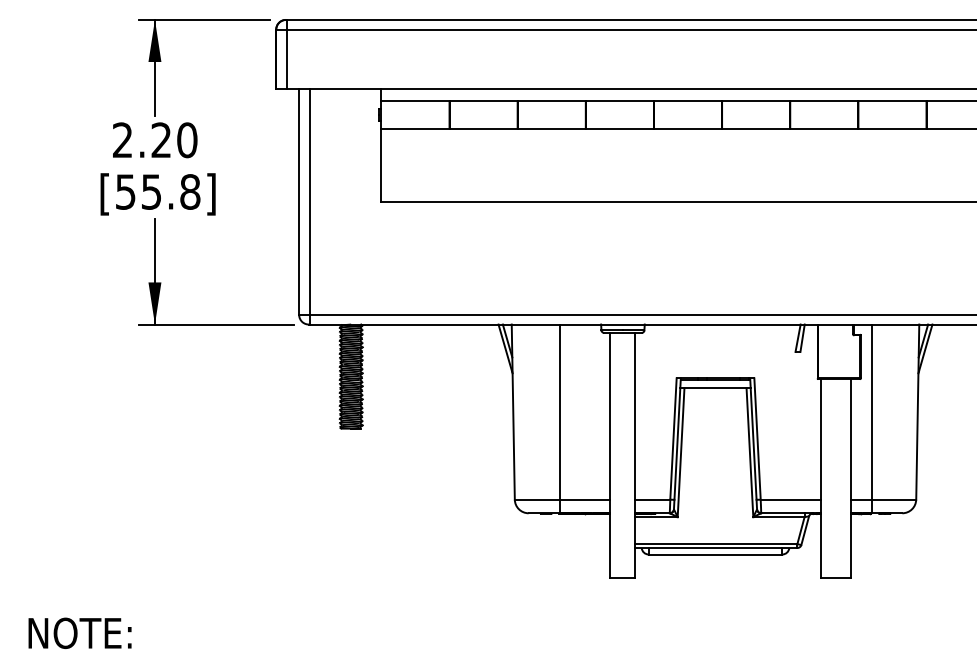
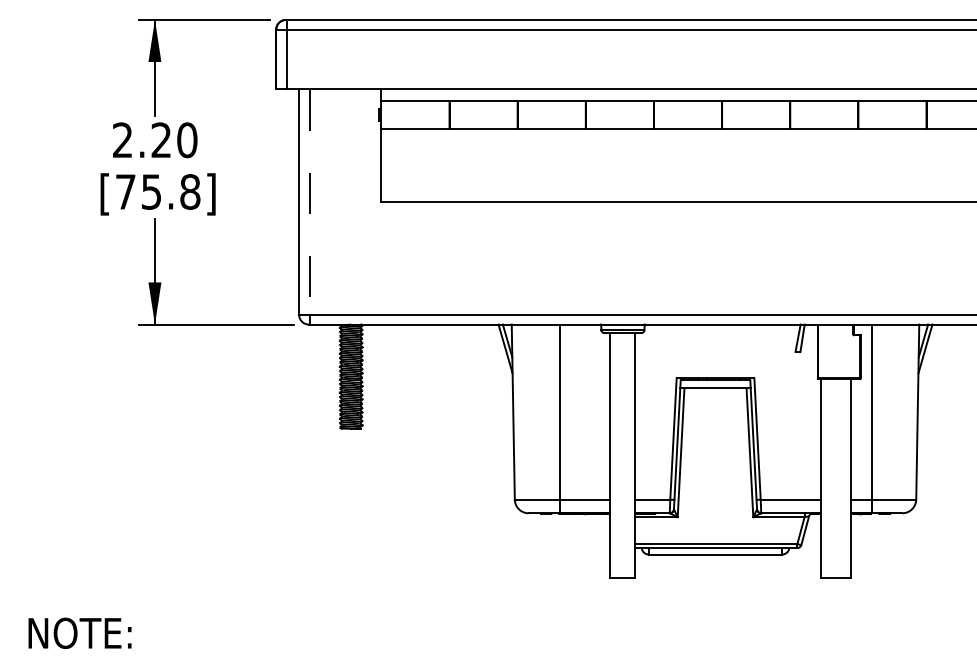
text: [55.8] -> [75.8] (125, 191)
line: solid -> dashed (310, 202)
